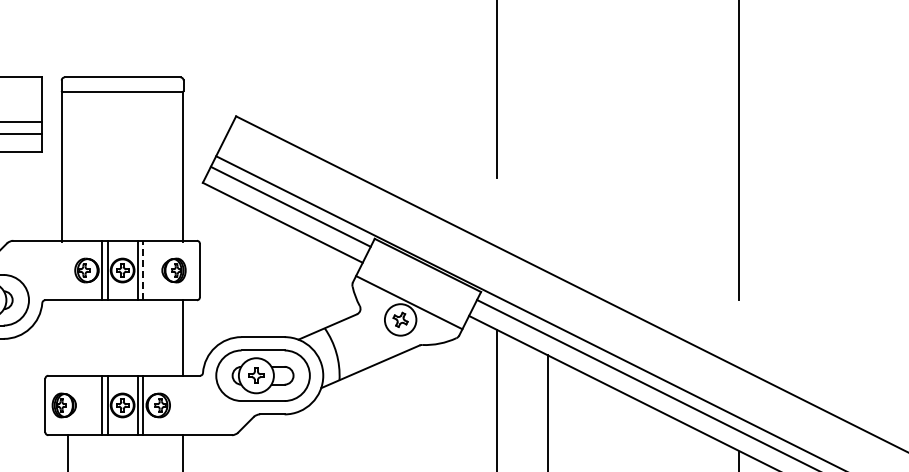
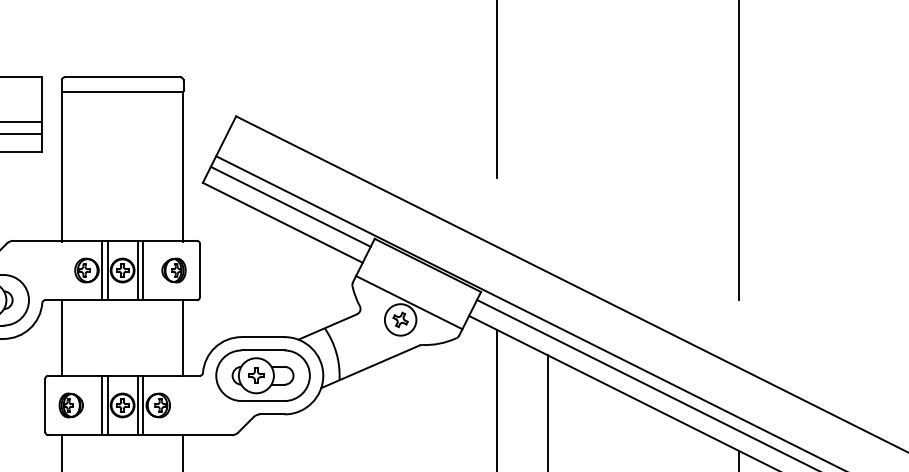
line: dashed -> solid (143, 270)
line: none -> present (62, 337)
part position: (63, 405) -> (70, 405) (70, 405)
line position: (68, 451) -> (62, 451) (62, 451)
